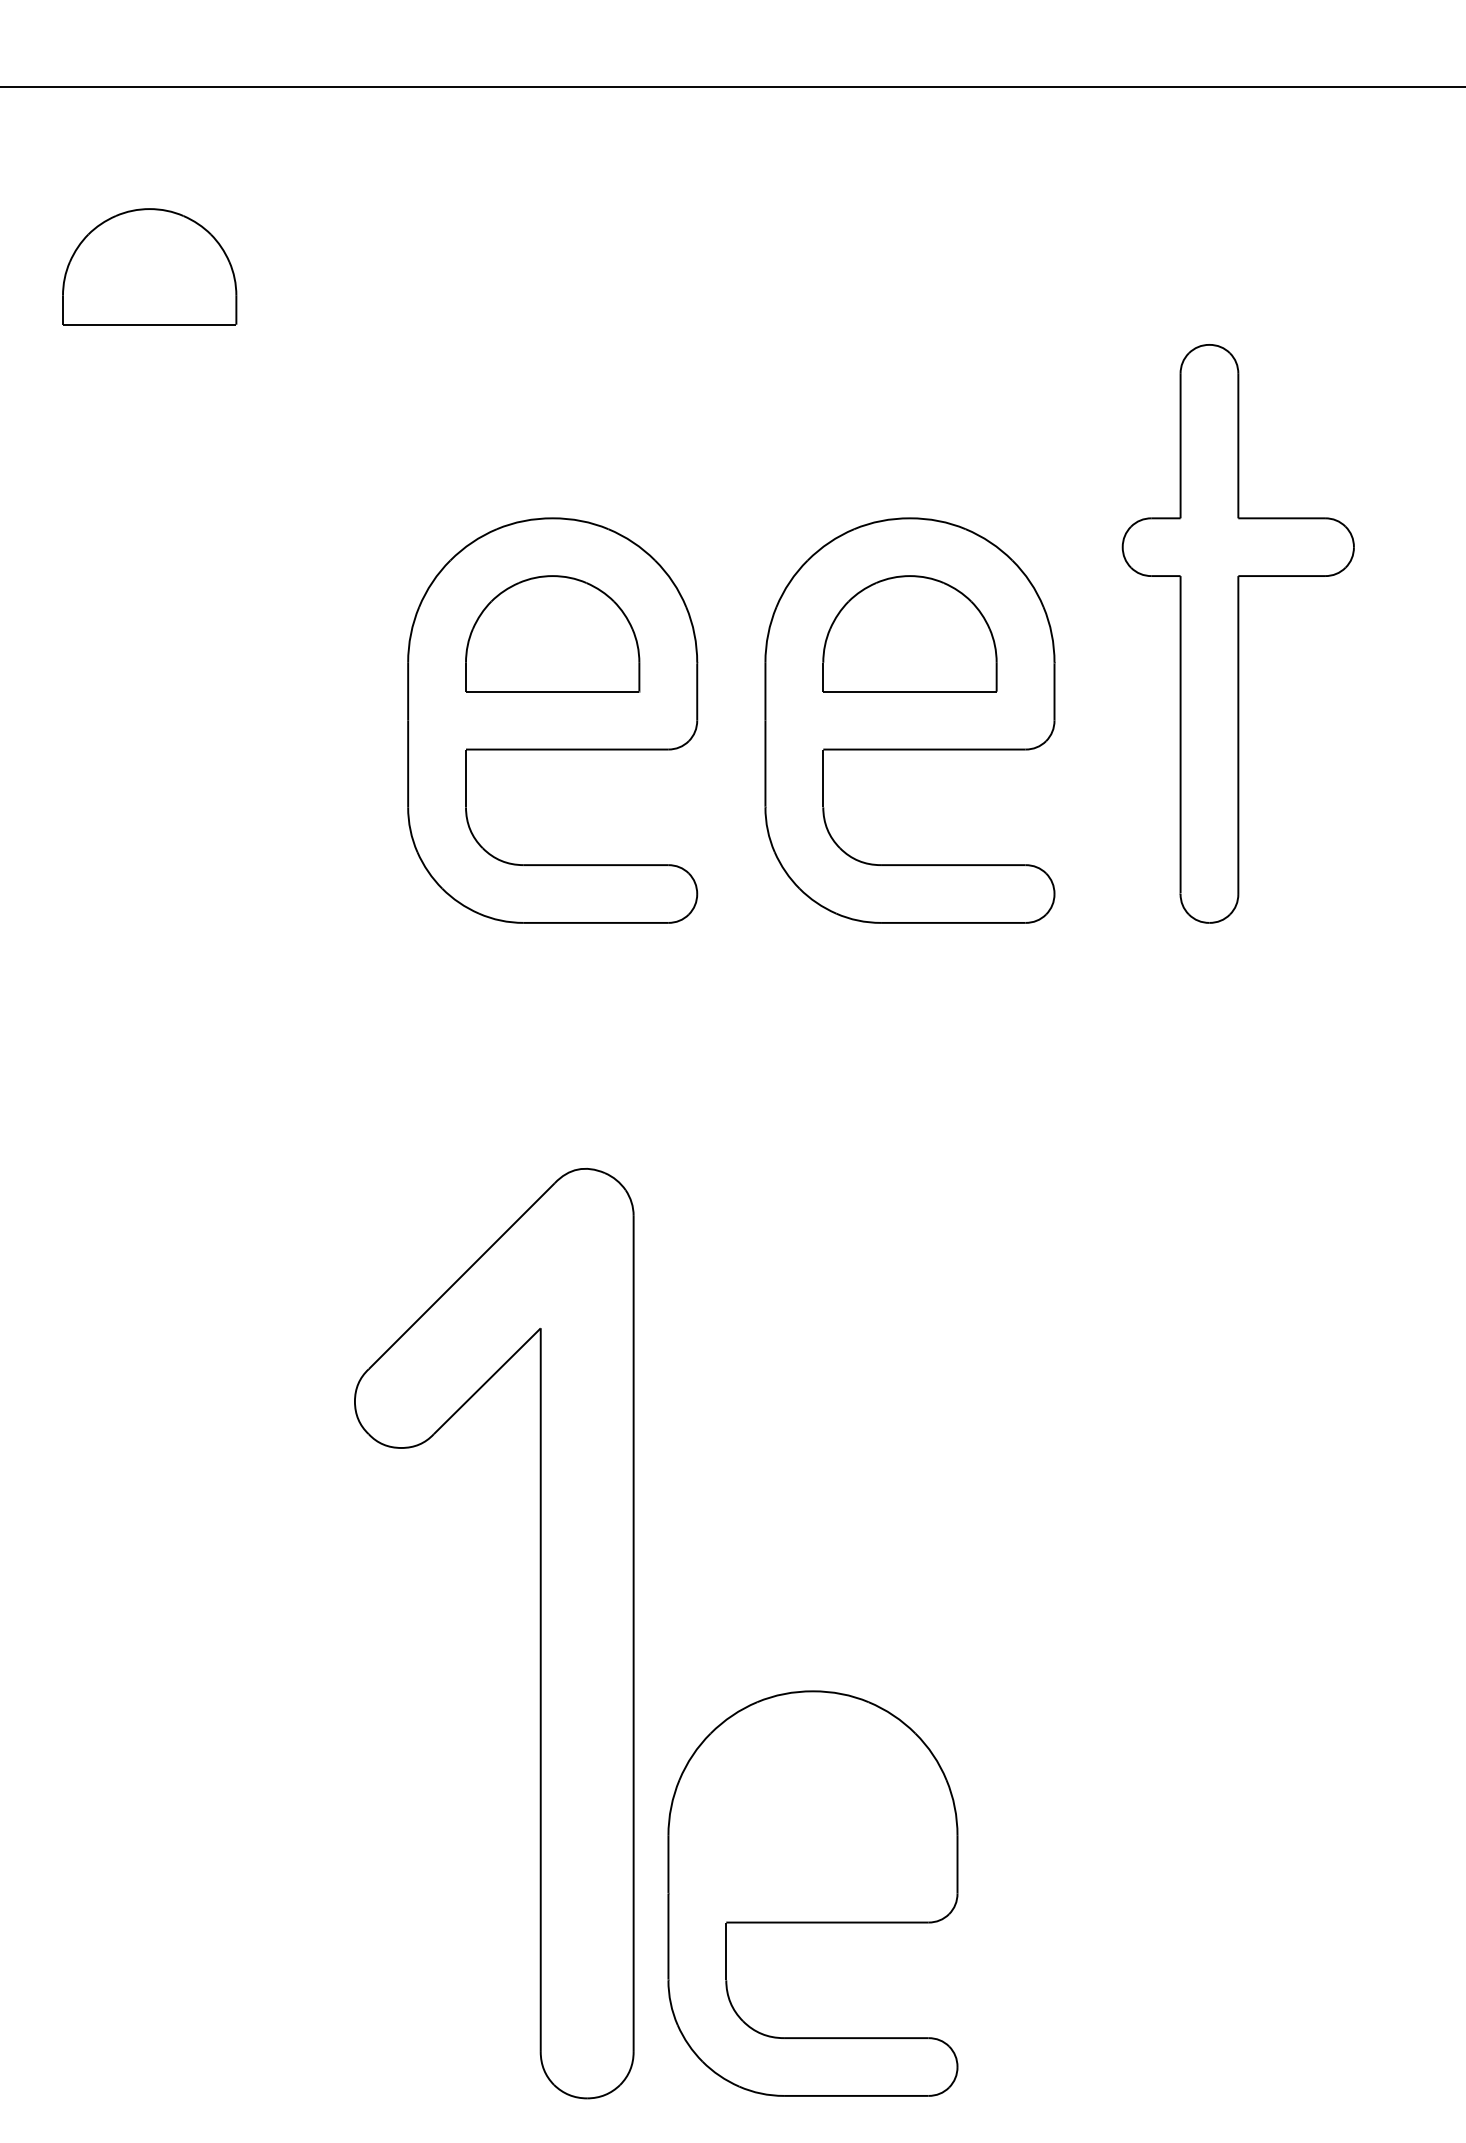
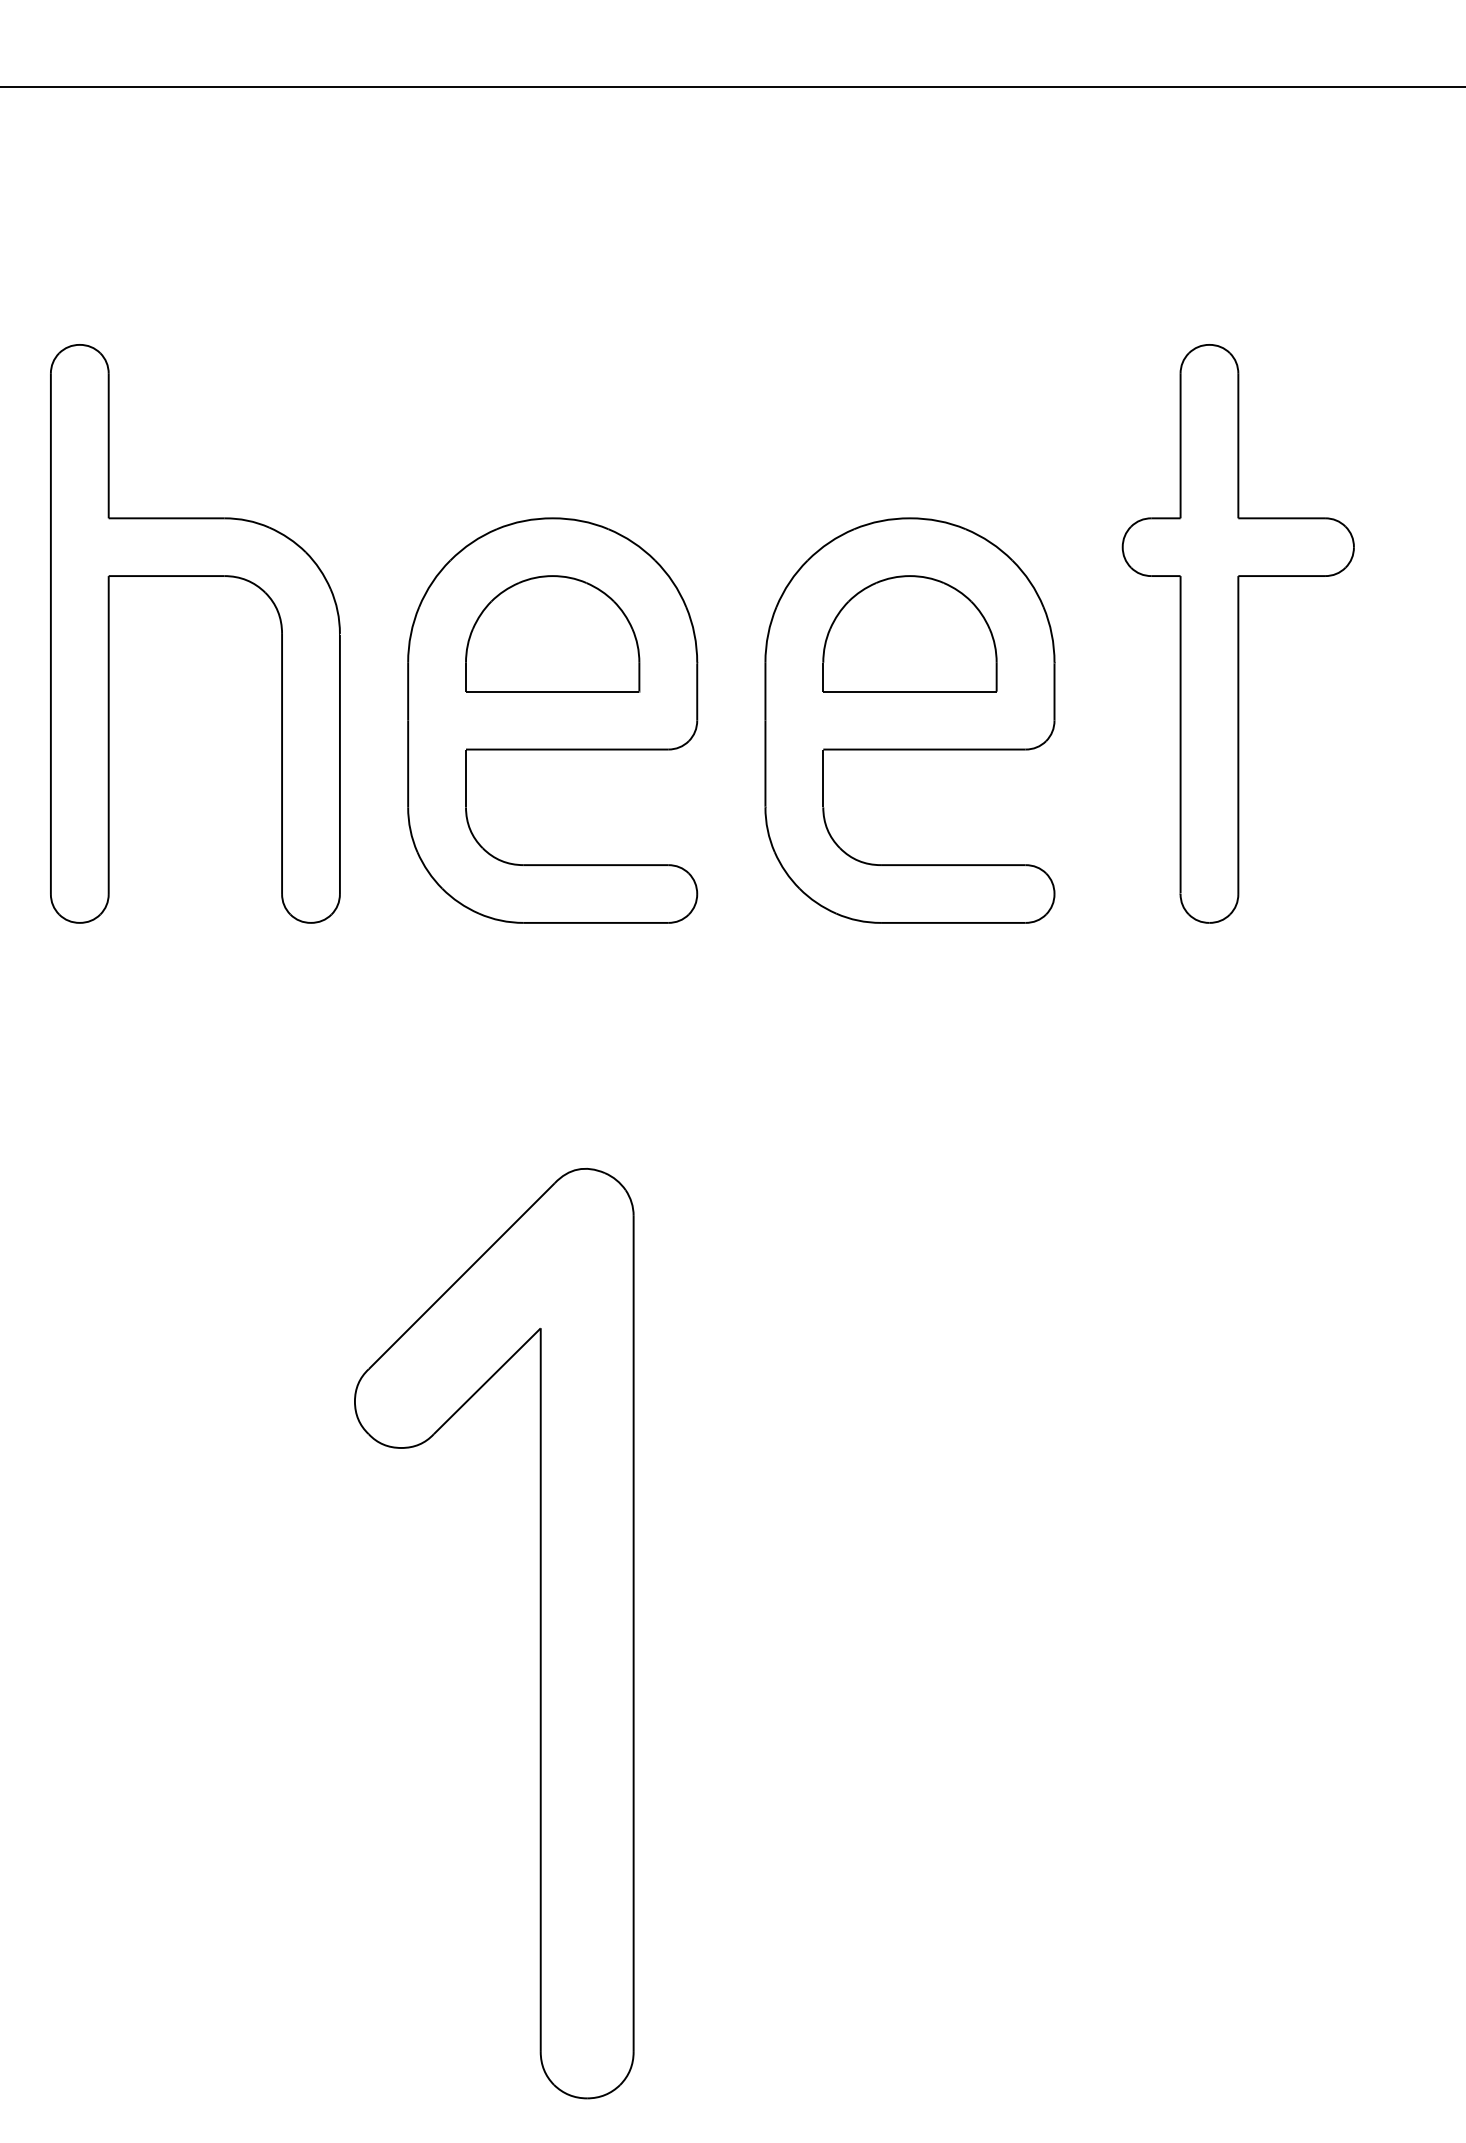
part: present -> none (149, 266)
part: none -> present (195, 576)
part: present -> none (812, 1893)
